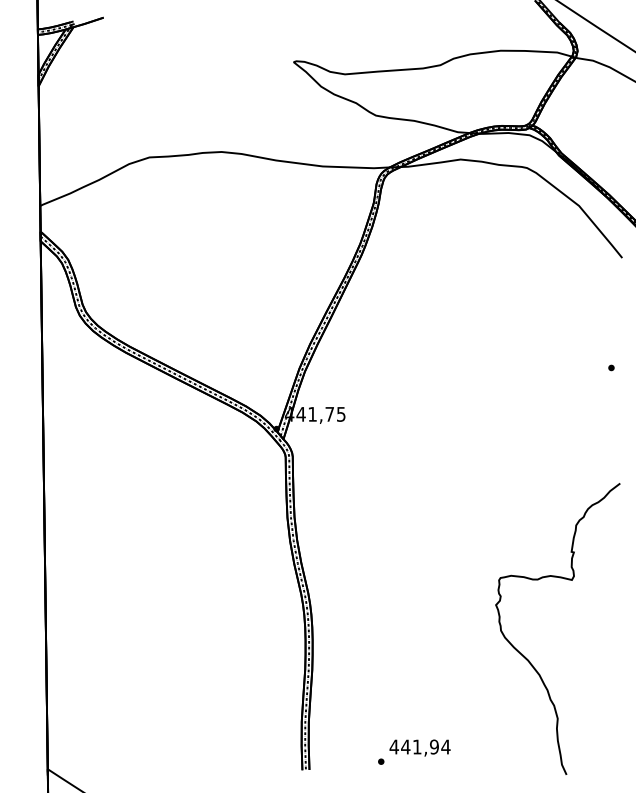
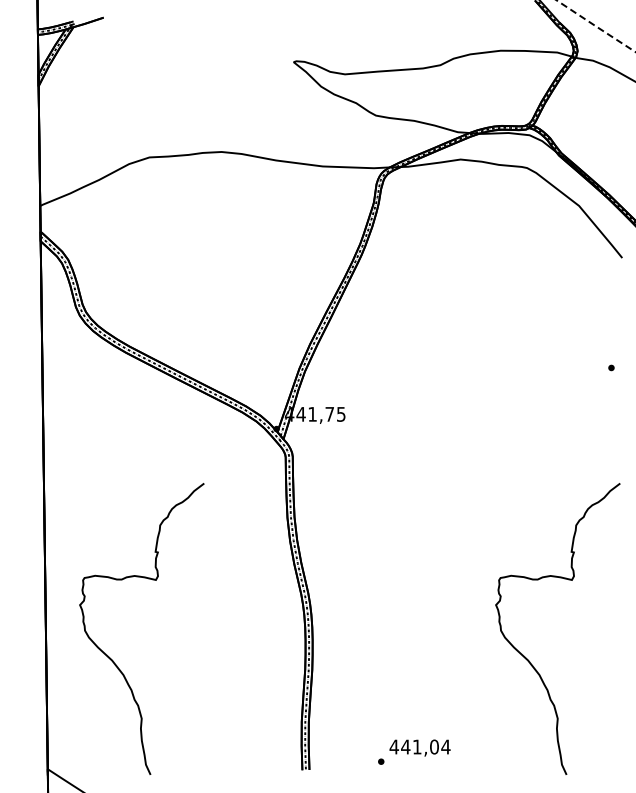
line: solid -> dashed (596, 26)
curve: none -> present (111, 658)
text: 441,94 -> 441,04 (434, 747)
